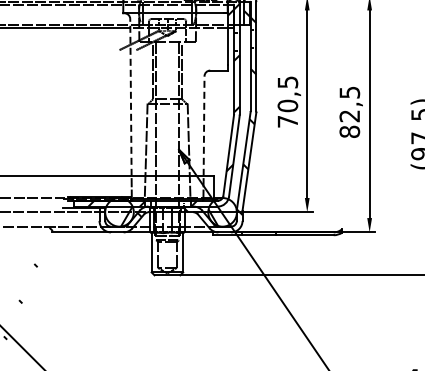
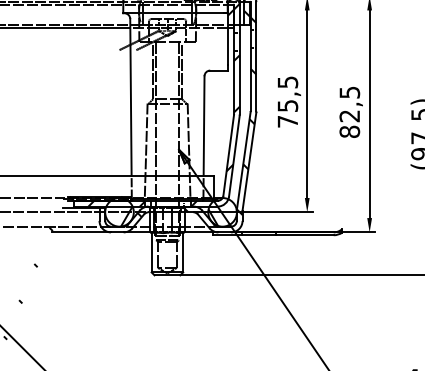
line: dashed -> solid (130, 96)
text: 70,5 -> 75,5 (287, 105)
line: dashed -> solid (204, 126)
